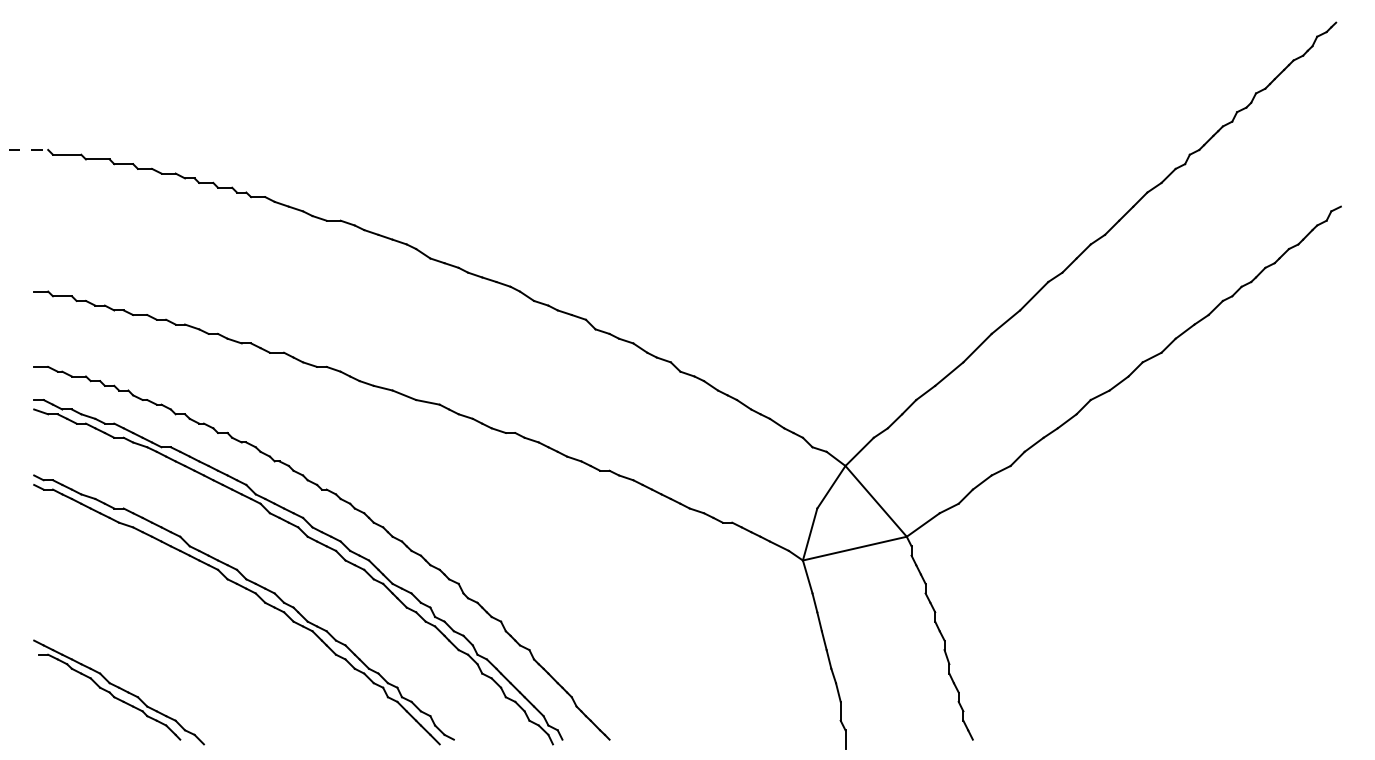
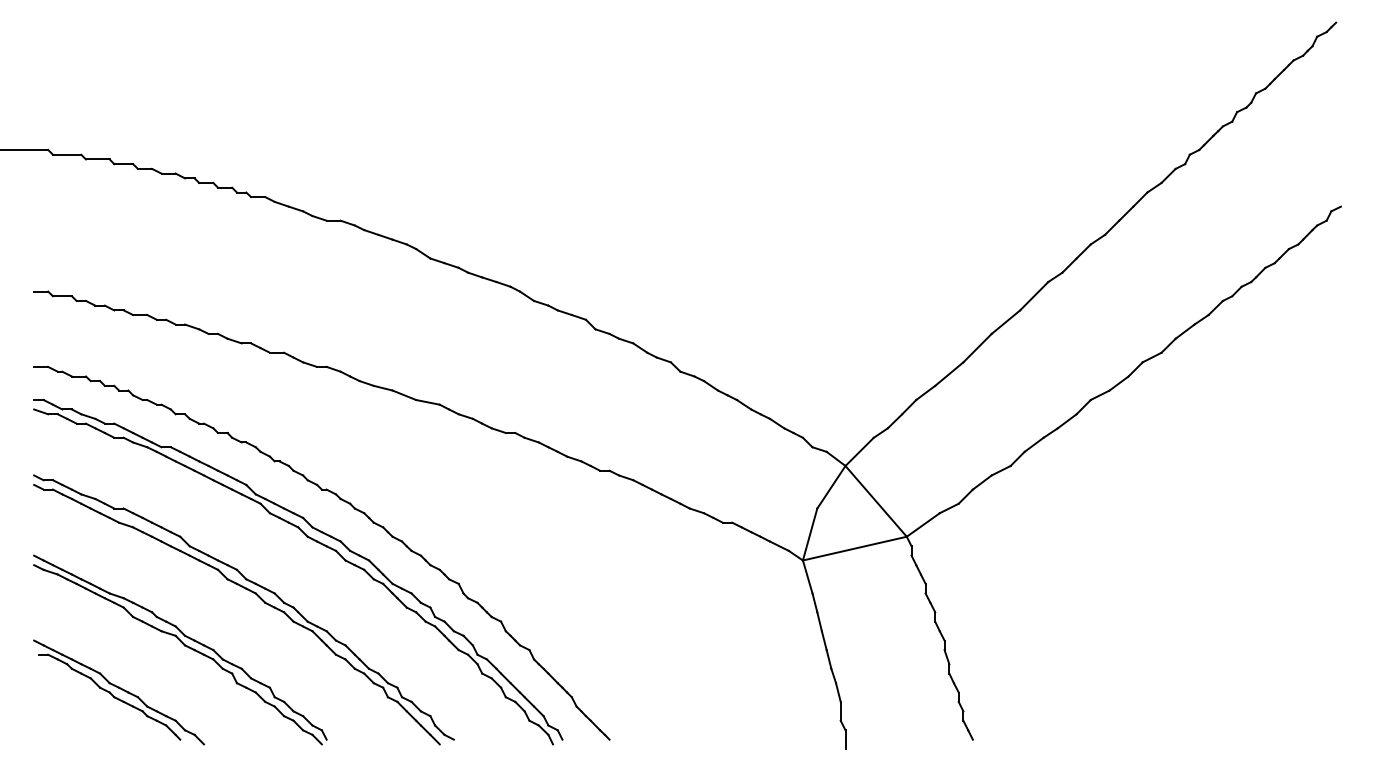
line: dashed -> solid (24, 149)
part: none -> present (180, 649)
